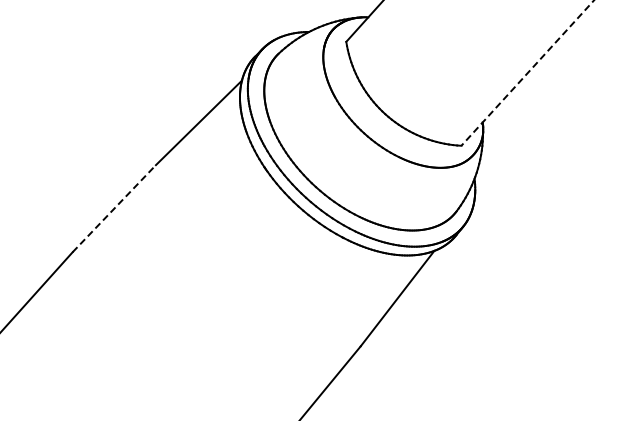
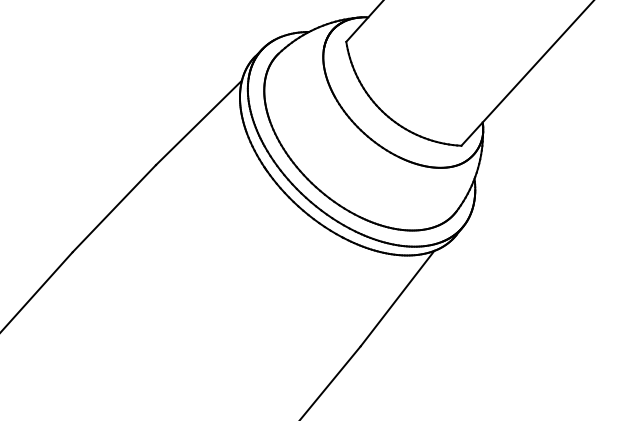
line: dashed -> solid (527, 73)
line: dashed -> solid (114, 208)
